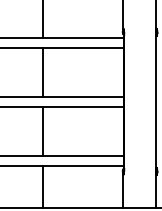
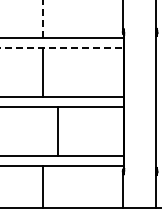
line: solid -> dashed (42, 19)
line: solid -> dashed (62, 47)
line position: (42, 130) -> (57, 130) (57, 130)
